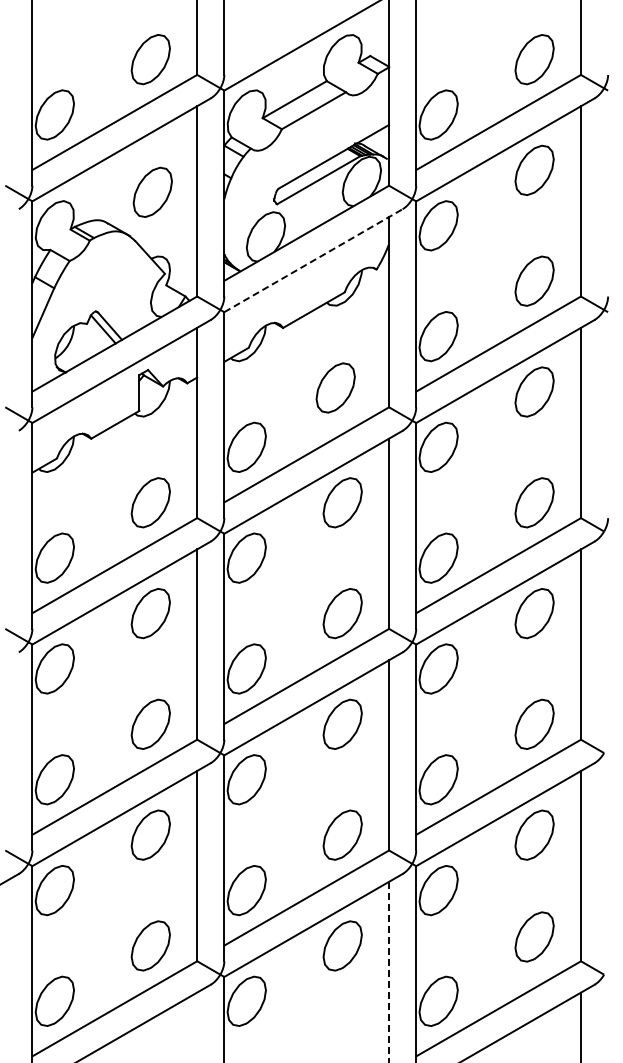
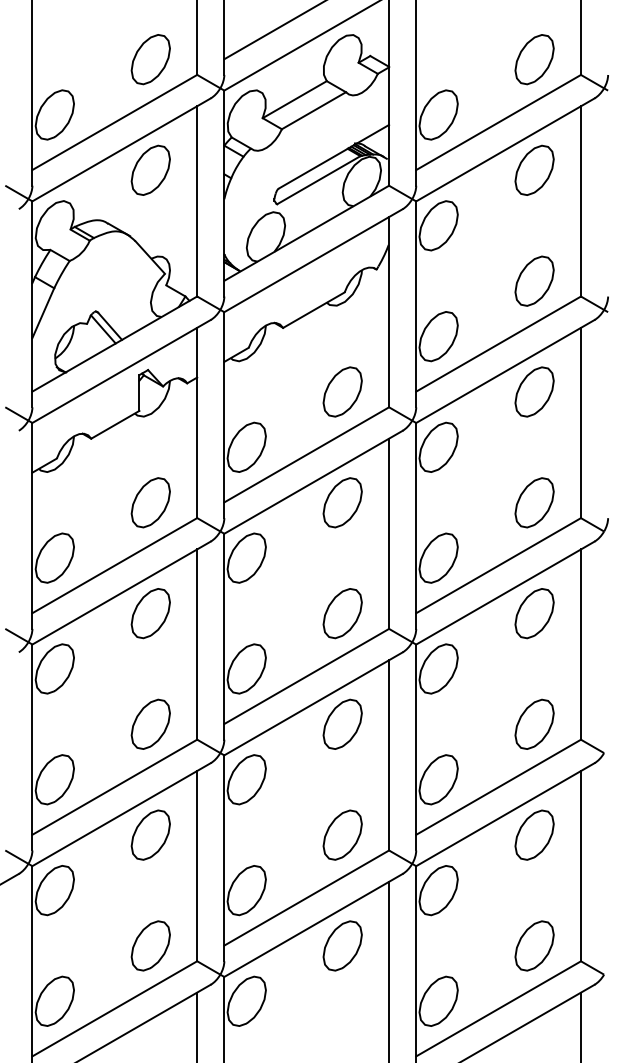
line: none -> present (273, 30)
part position: (152, 191) -> (150, 169) (150, 169)
line: dashed -> solid (313, 260)
part position: (335, 387) -> (342, 391) (342, 391)
part position: (534, 936) -> (534, 945) (534, 945)
line: dashed -> solid (389, 972)
line: none -> present (197, 1025)
